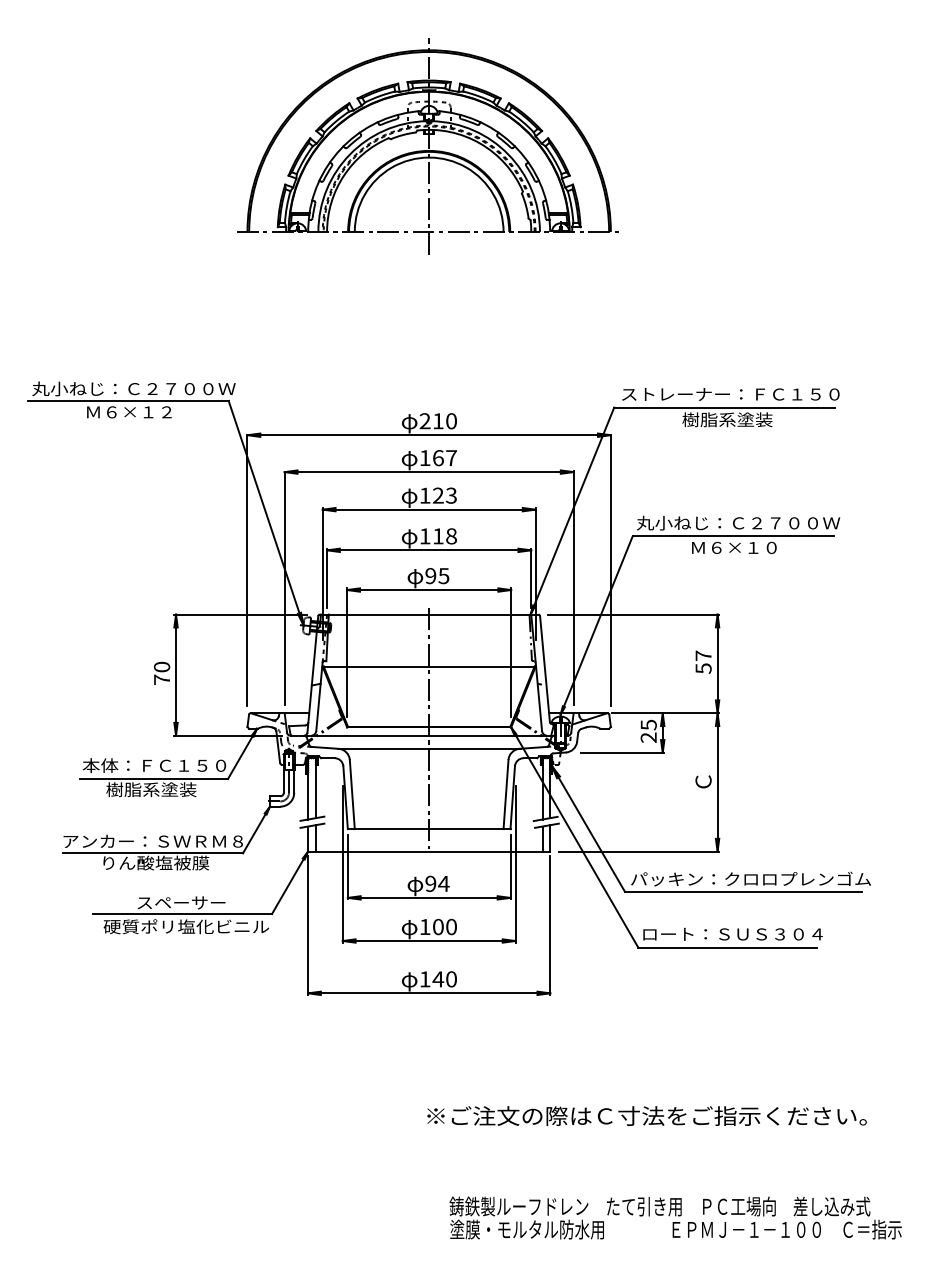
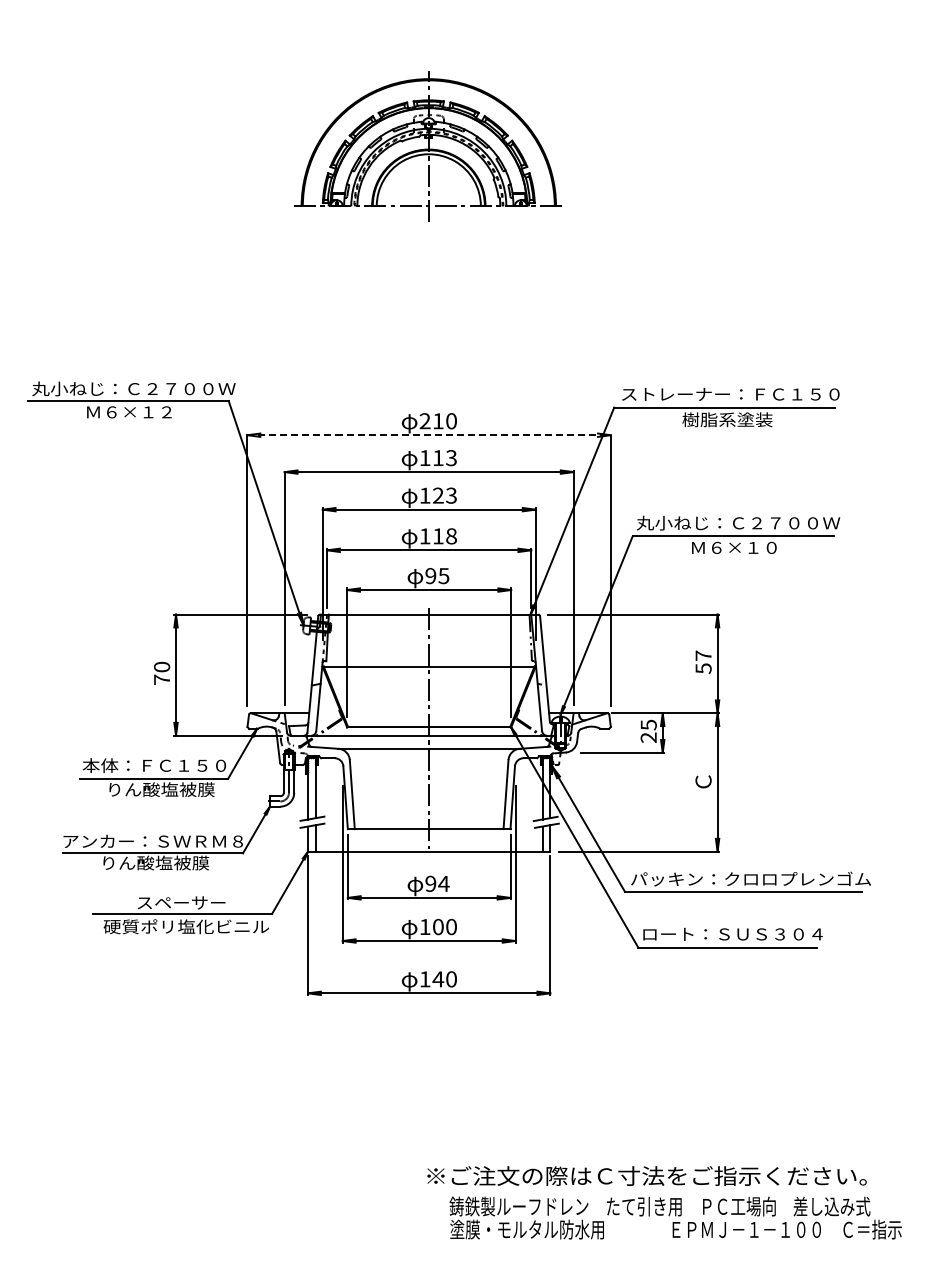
part size: 382x217 px -> 268x151 px (427, 146)
line: solid -> dashed (429, 435)
text: 167 -> 113 (444, 458)
text: 樹脂系塗装 -> りん酸塩被膜 (160, 789)
text position: (646, 1115) -> (646, 1175) (646, 1175)
